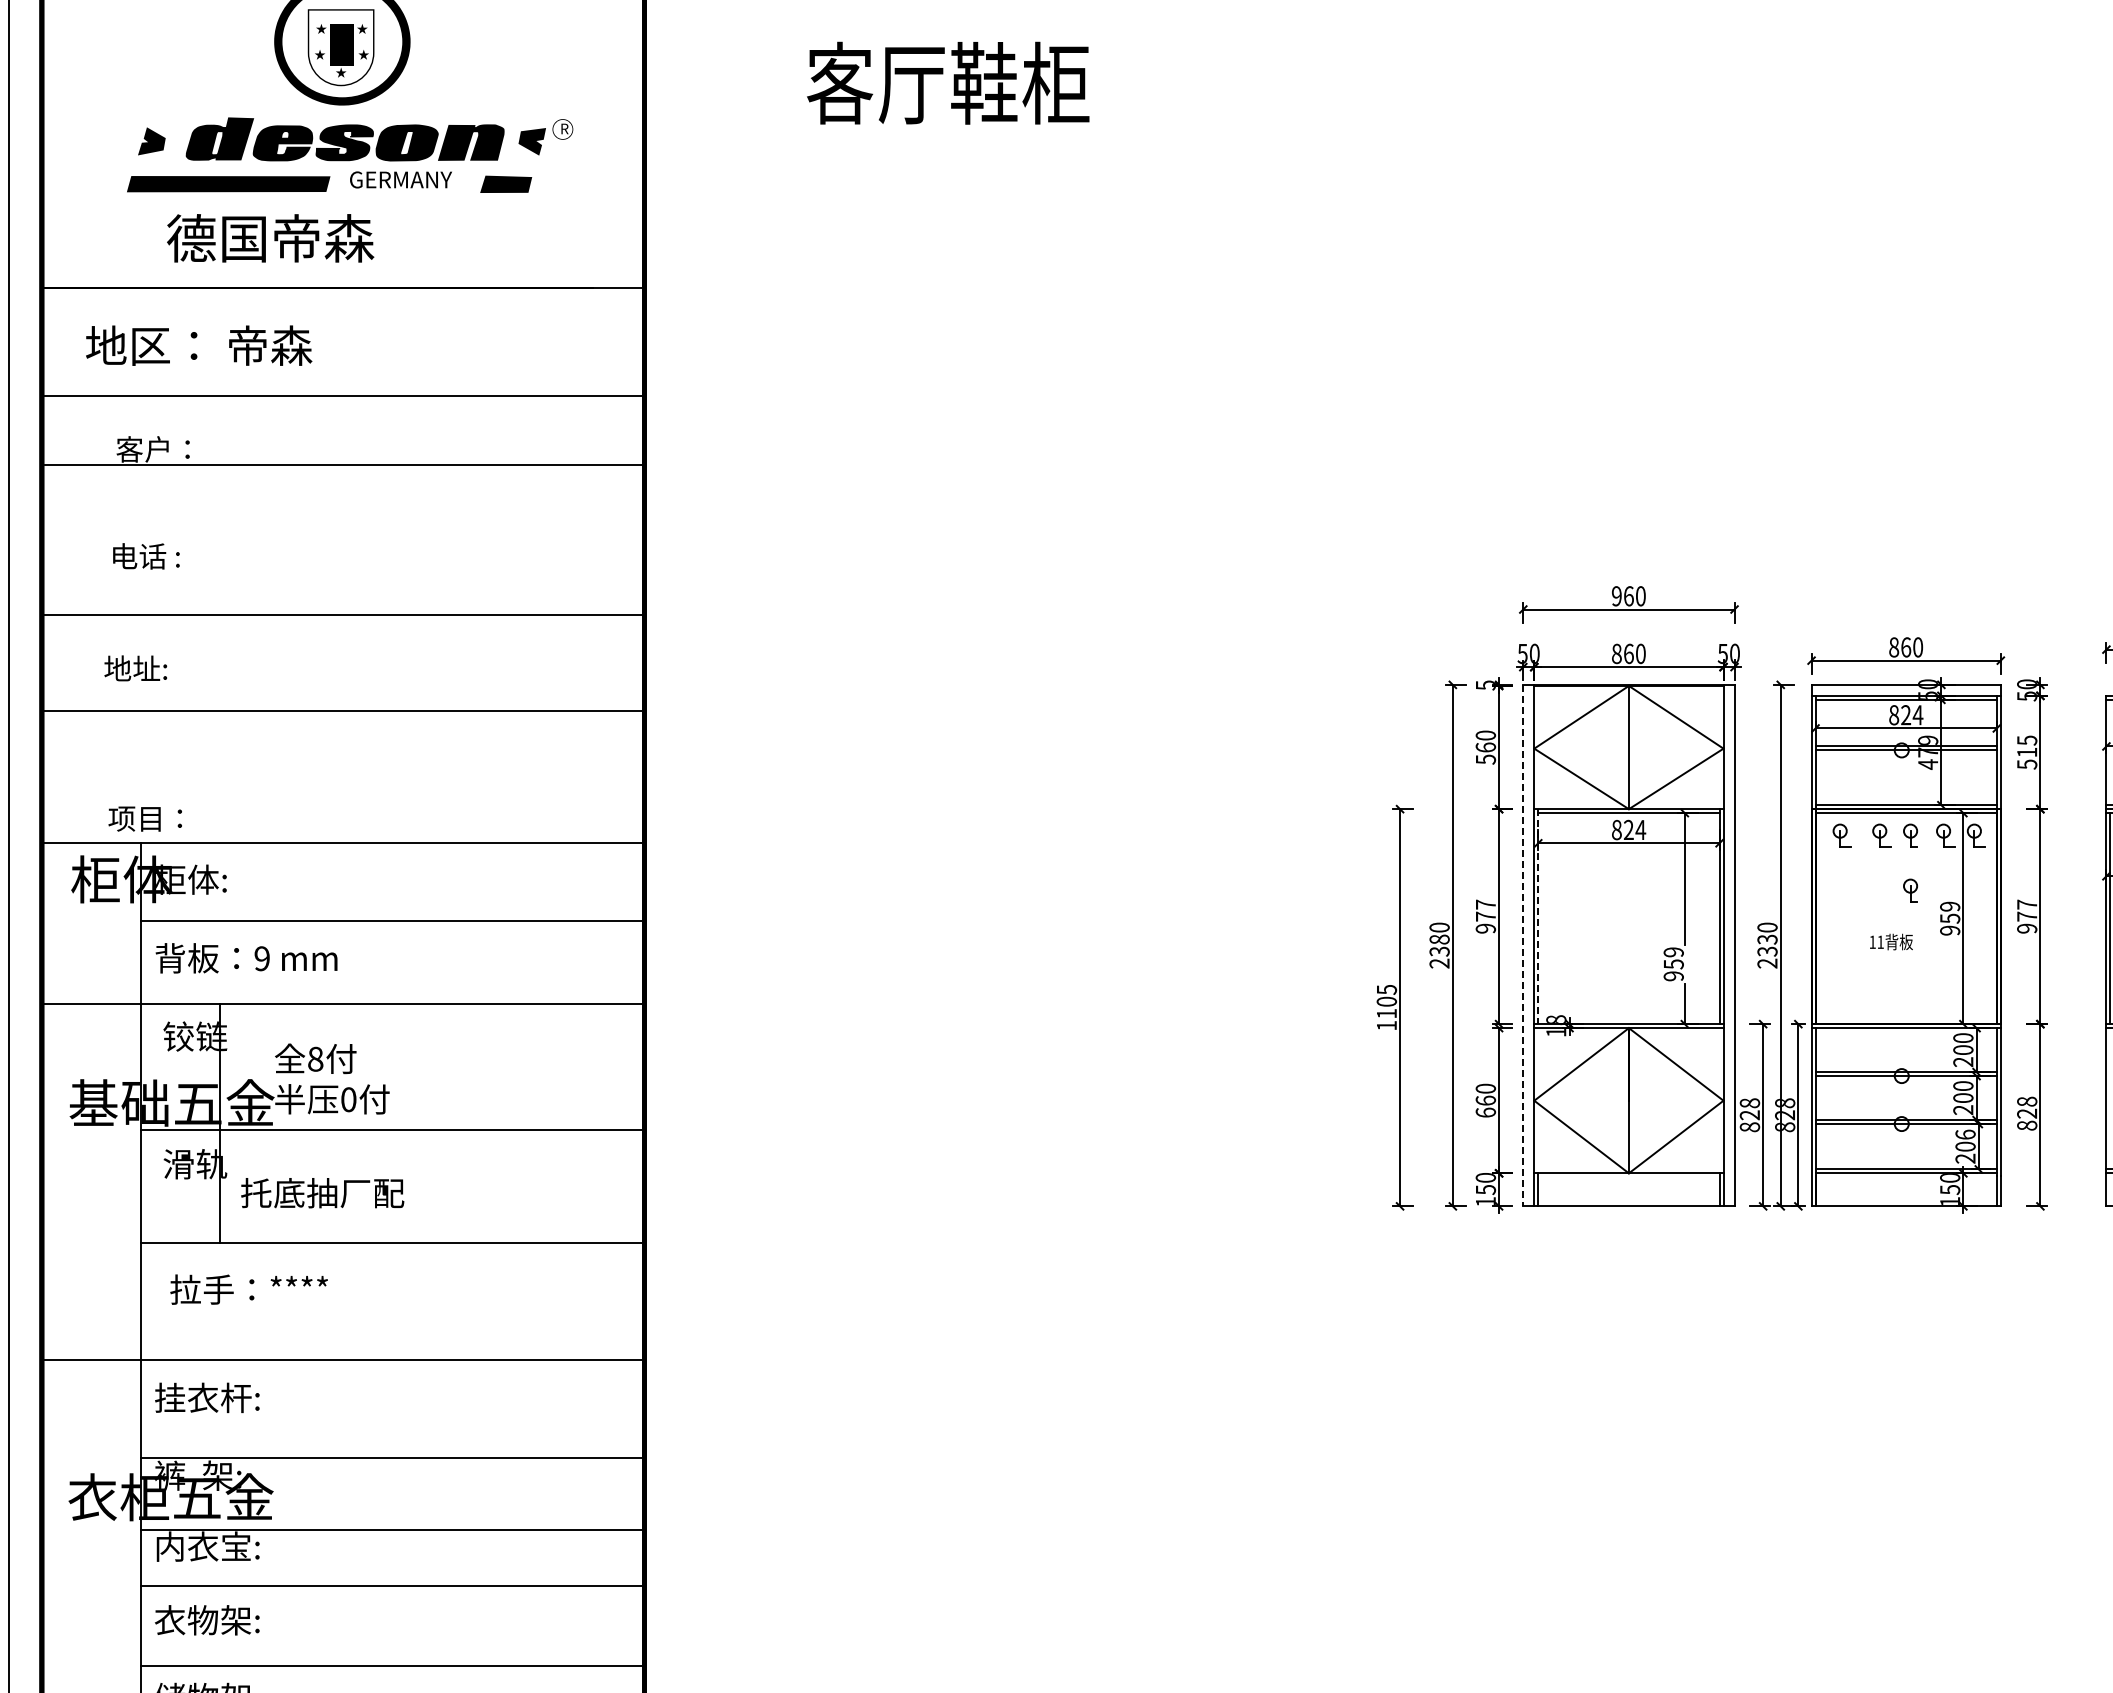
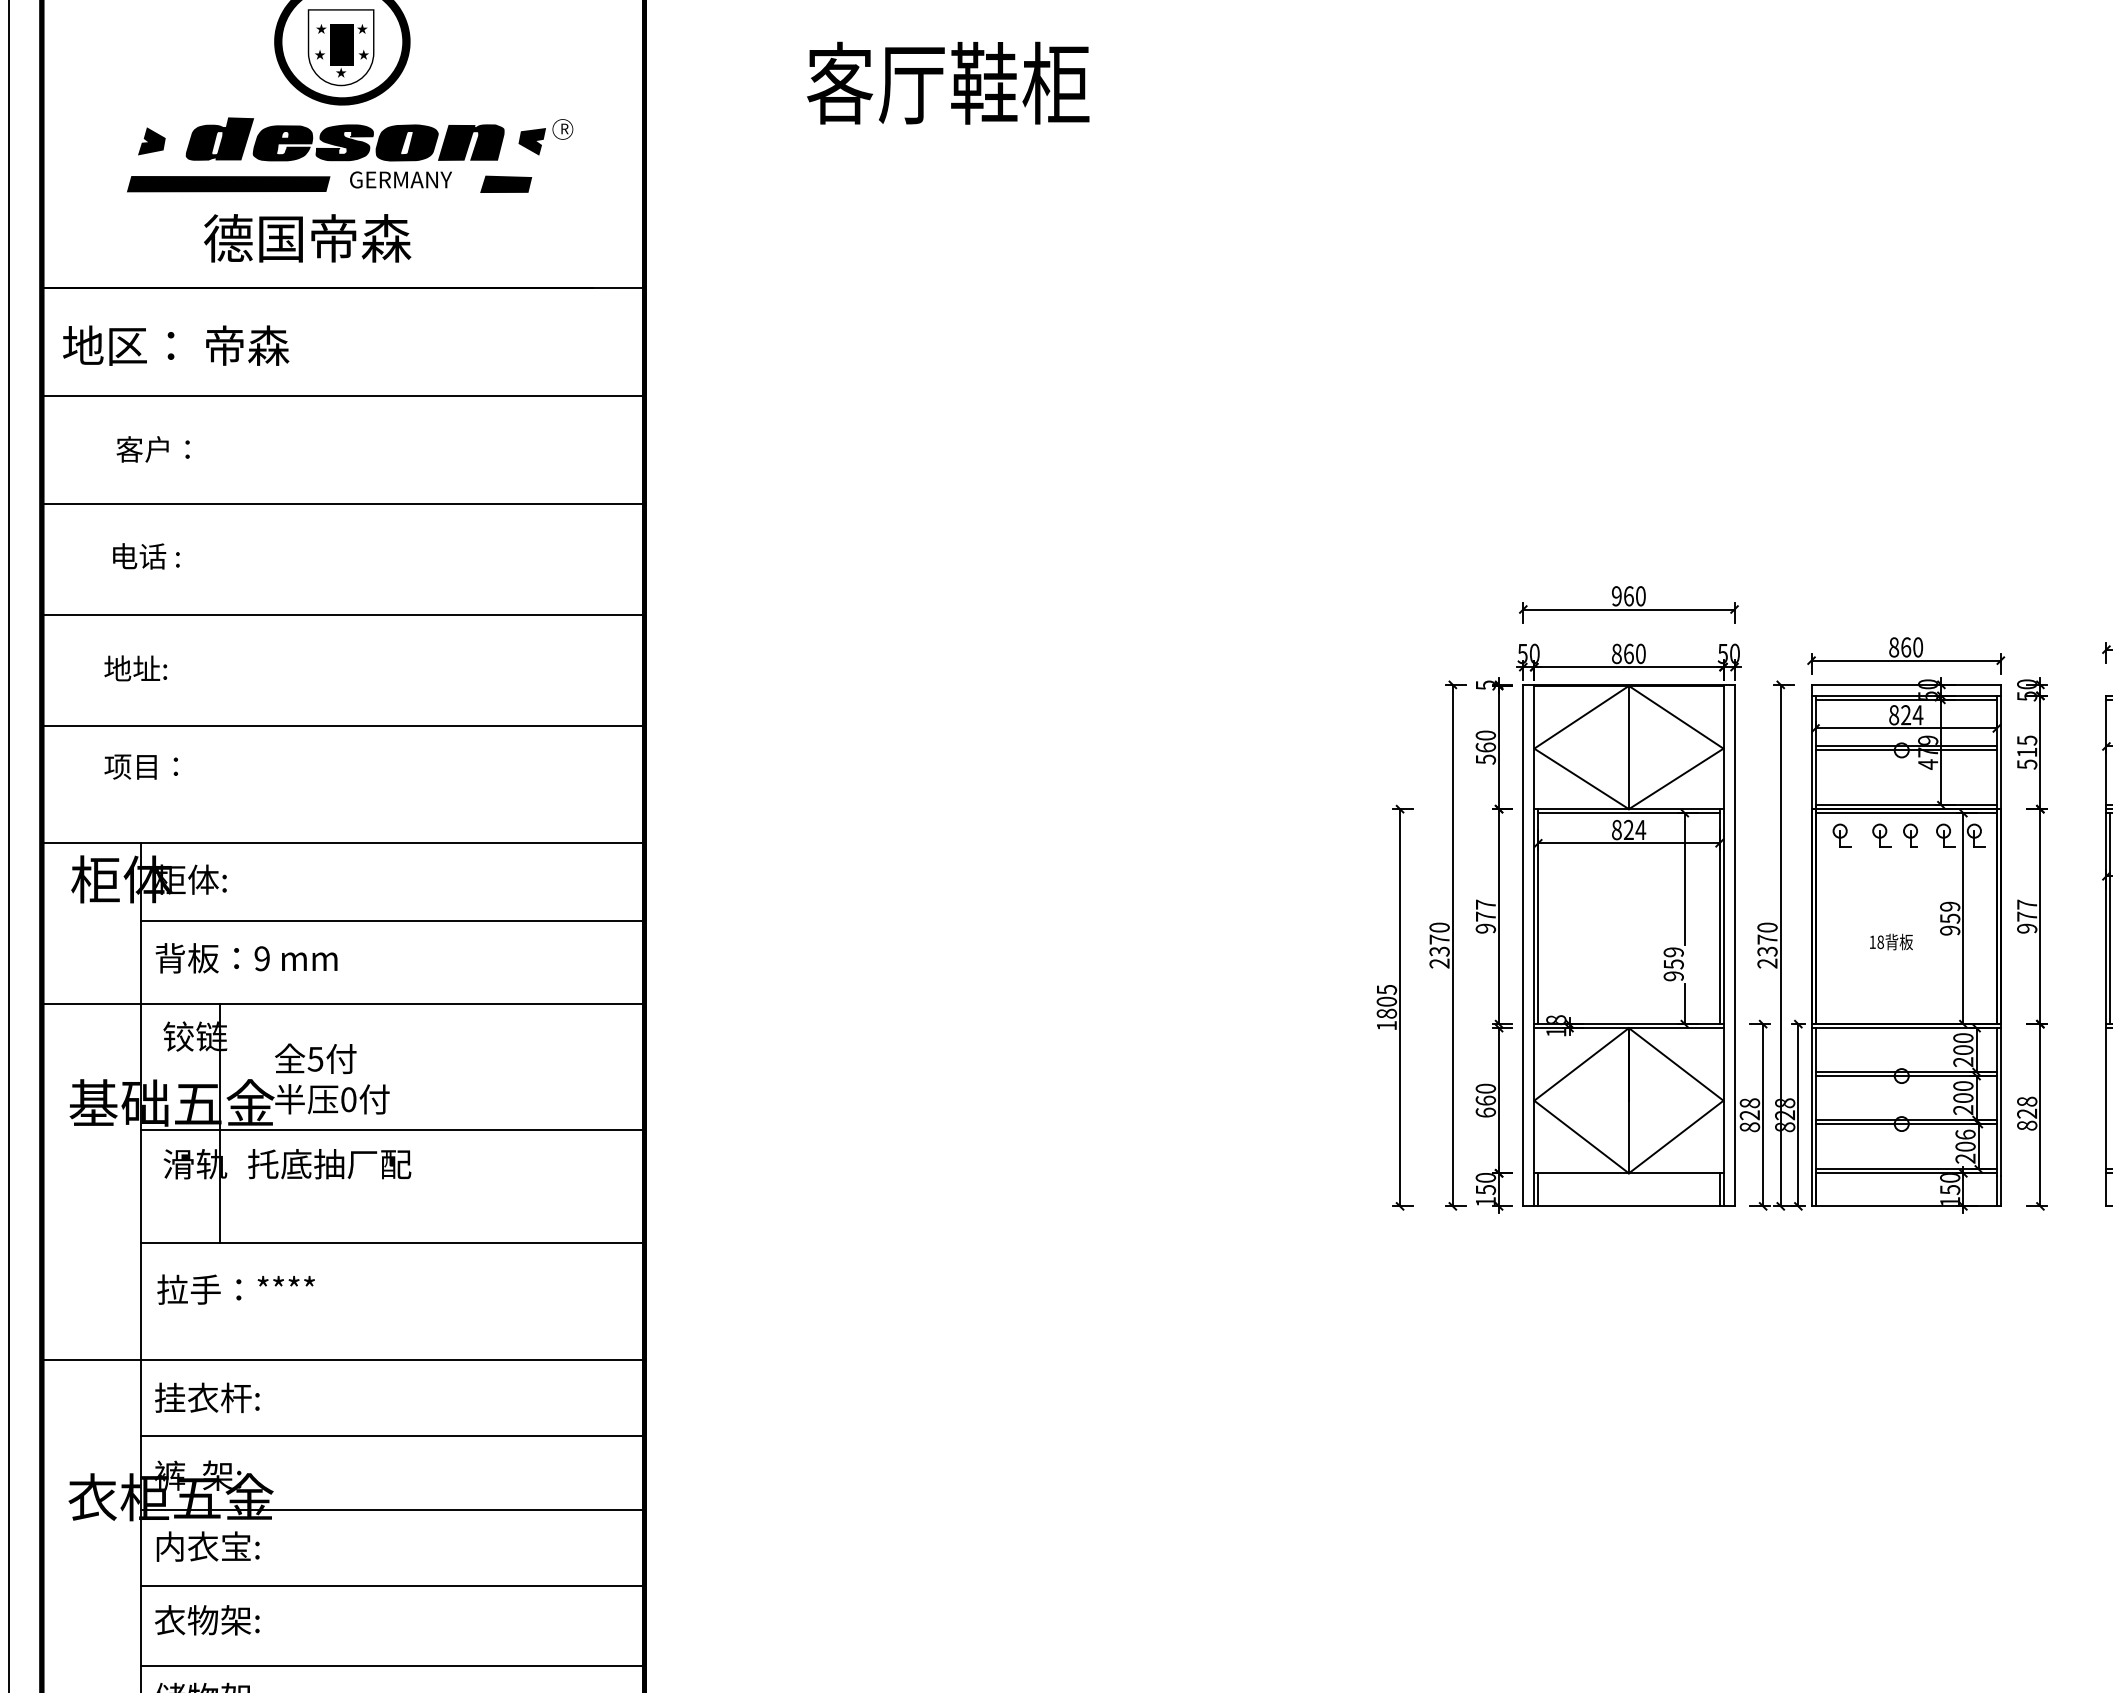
text position: (270, 238) -> (307, 238) (307, 238)
text position: (199, 345) -> (176, 345) (176, 345)
line position: (344, 465) -> (344, 504) (344, 504)
line position: (342, 711) -> (342, 726) (342, 726)
text position: (144, 818) -> (140, 766) (140, 766)
part: present -> none (1910, 890)
line: dashed -> solid (1538, 917)
text: 2380 -> 2370 (1439, 939)
text: 2330 -> 2370 (1767, 939)
text: 11 -> 18 (1880, 942)
line: dashed -> solid (1523, 945)
text: 1105 -> 1805 (1386, 1013)
text: 8 -> 5 (315, 1058)
text position: (322, 1193) -> (329, 1164) (329, 1164)
text position: (248, 1289) -> (235, 1289) (235, 1289)
line position: (392, 1458) -> (392, 1436) (392, 1436)
line position: (392, 1529) -> (392, 1509) (392, 1509)
